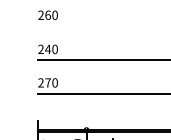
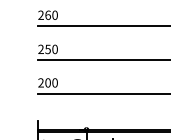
line: none -> present (102, 25)
text: 240 -> 250 (48, 49)
text: 270 -> 200 (47, 82)
